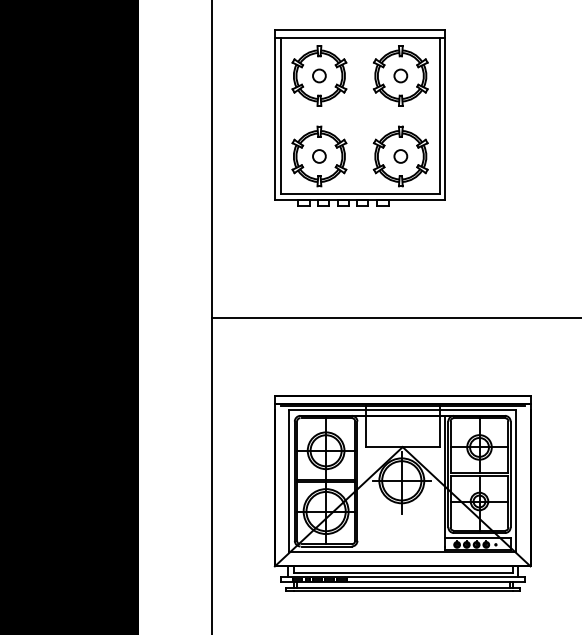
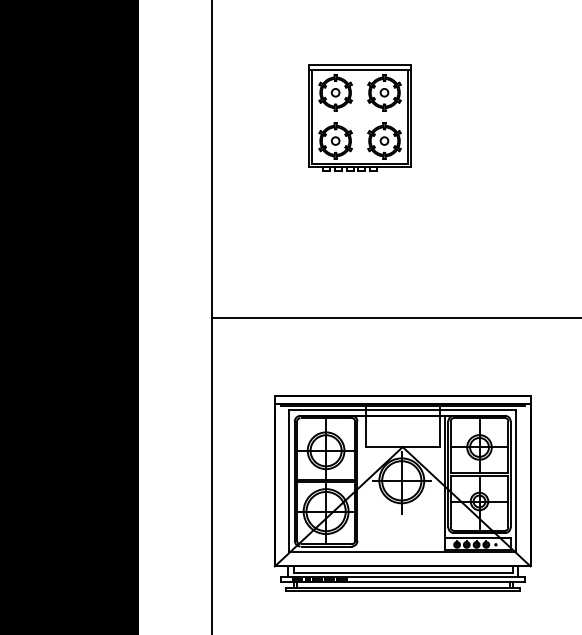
part size: 172x178 px -> 104x108 px (359, 117)
